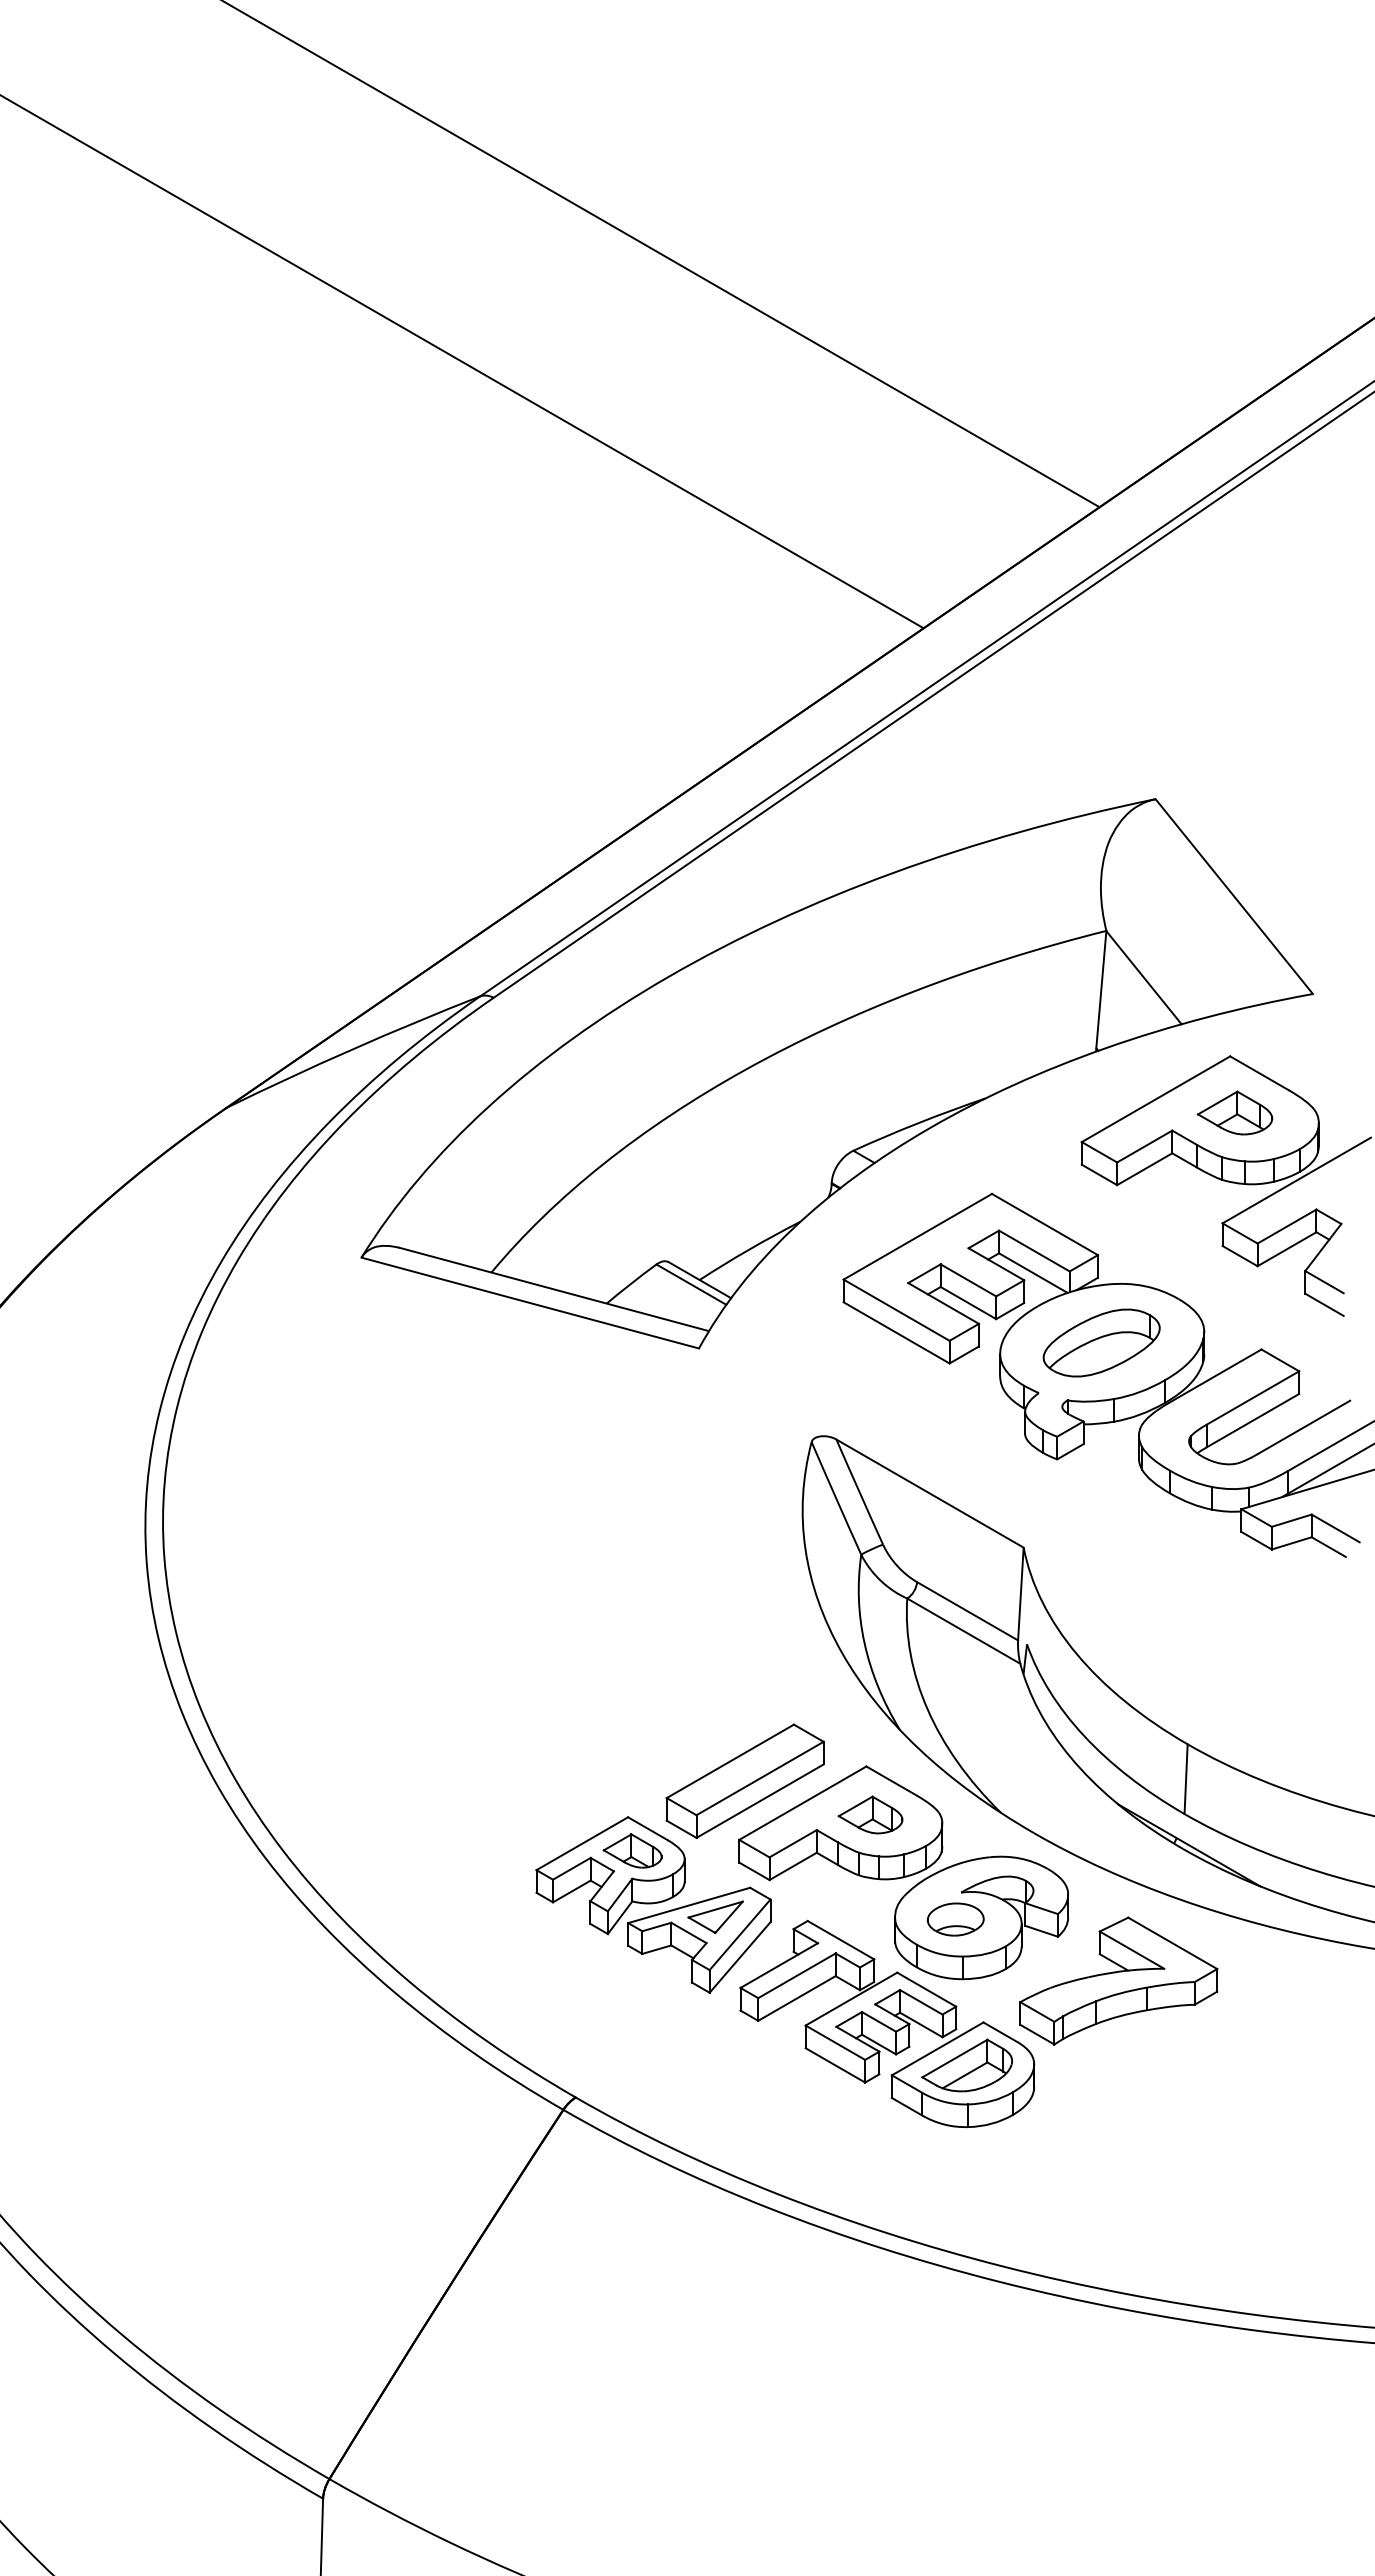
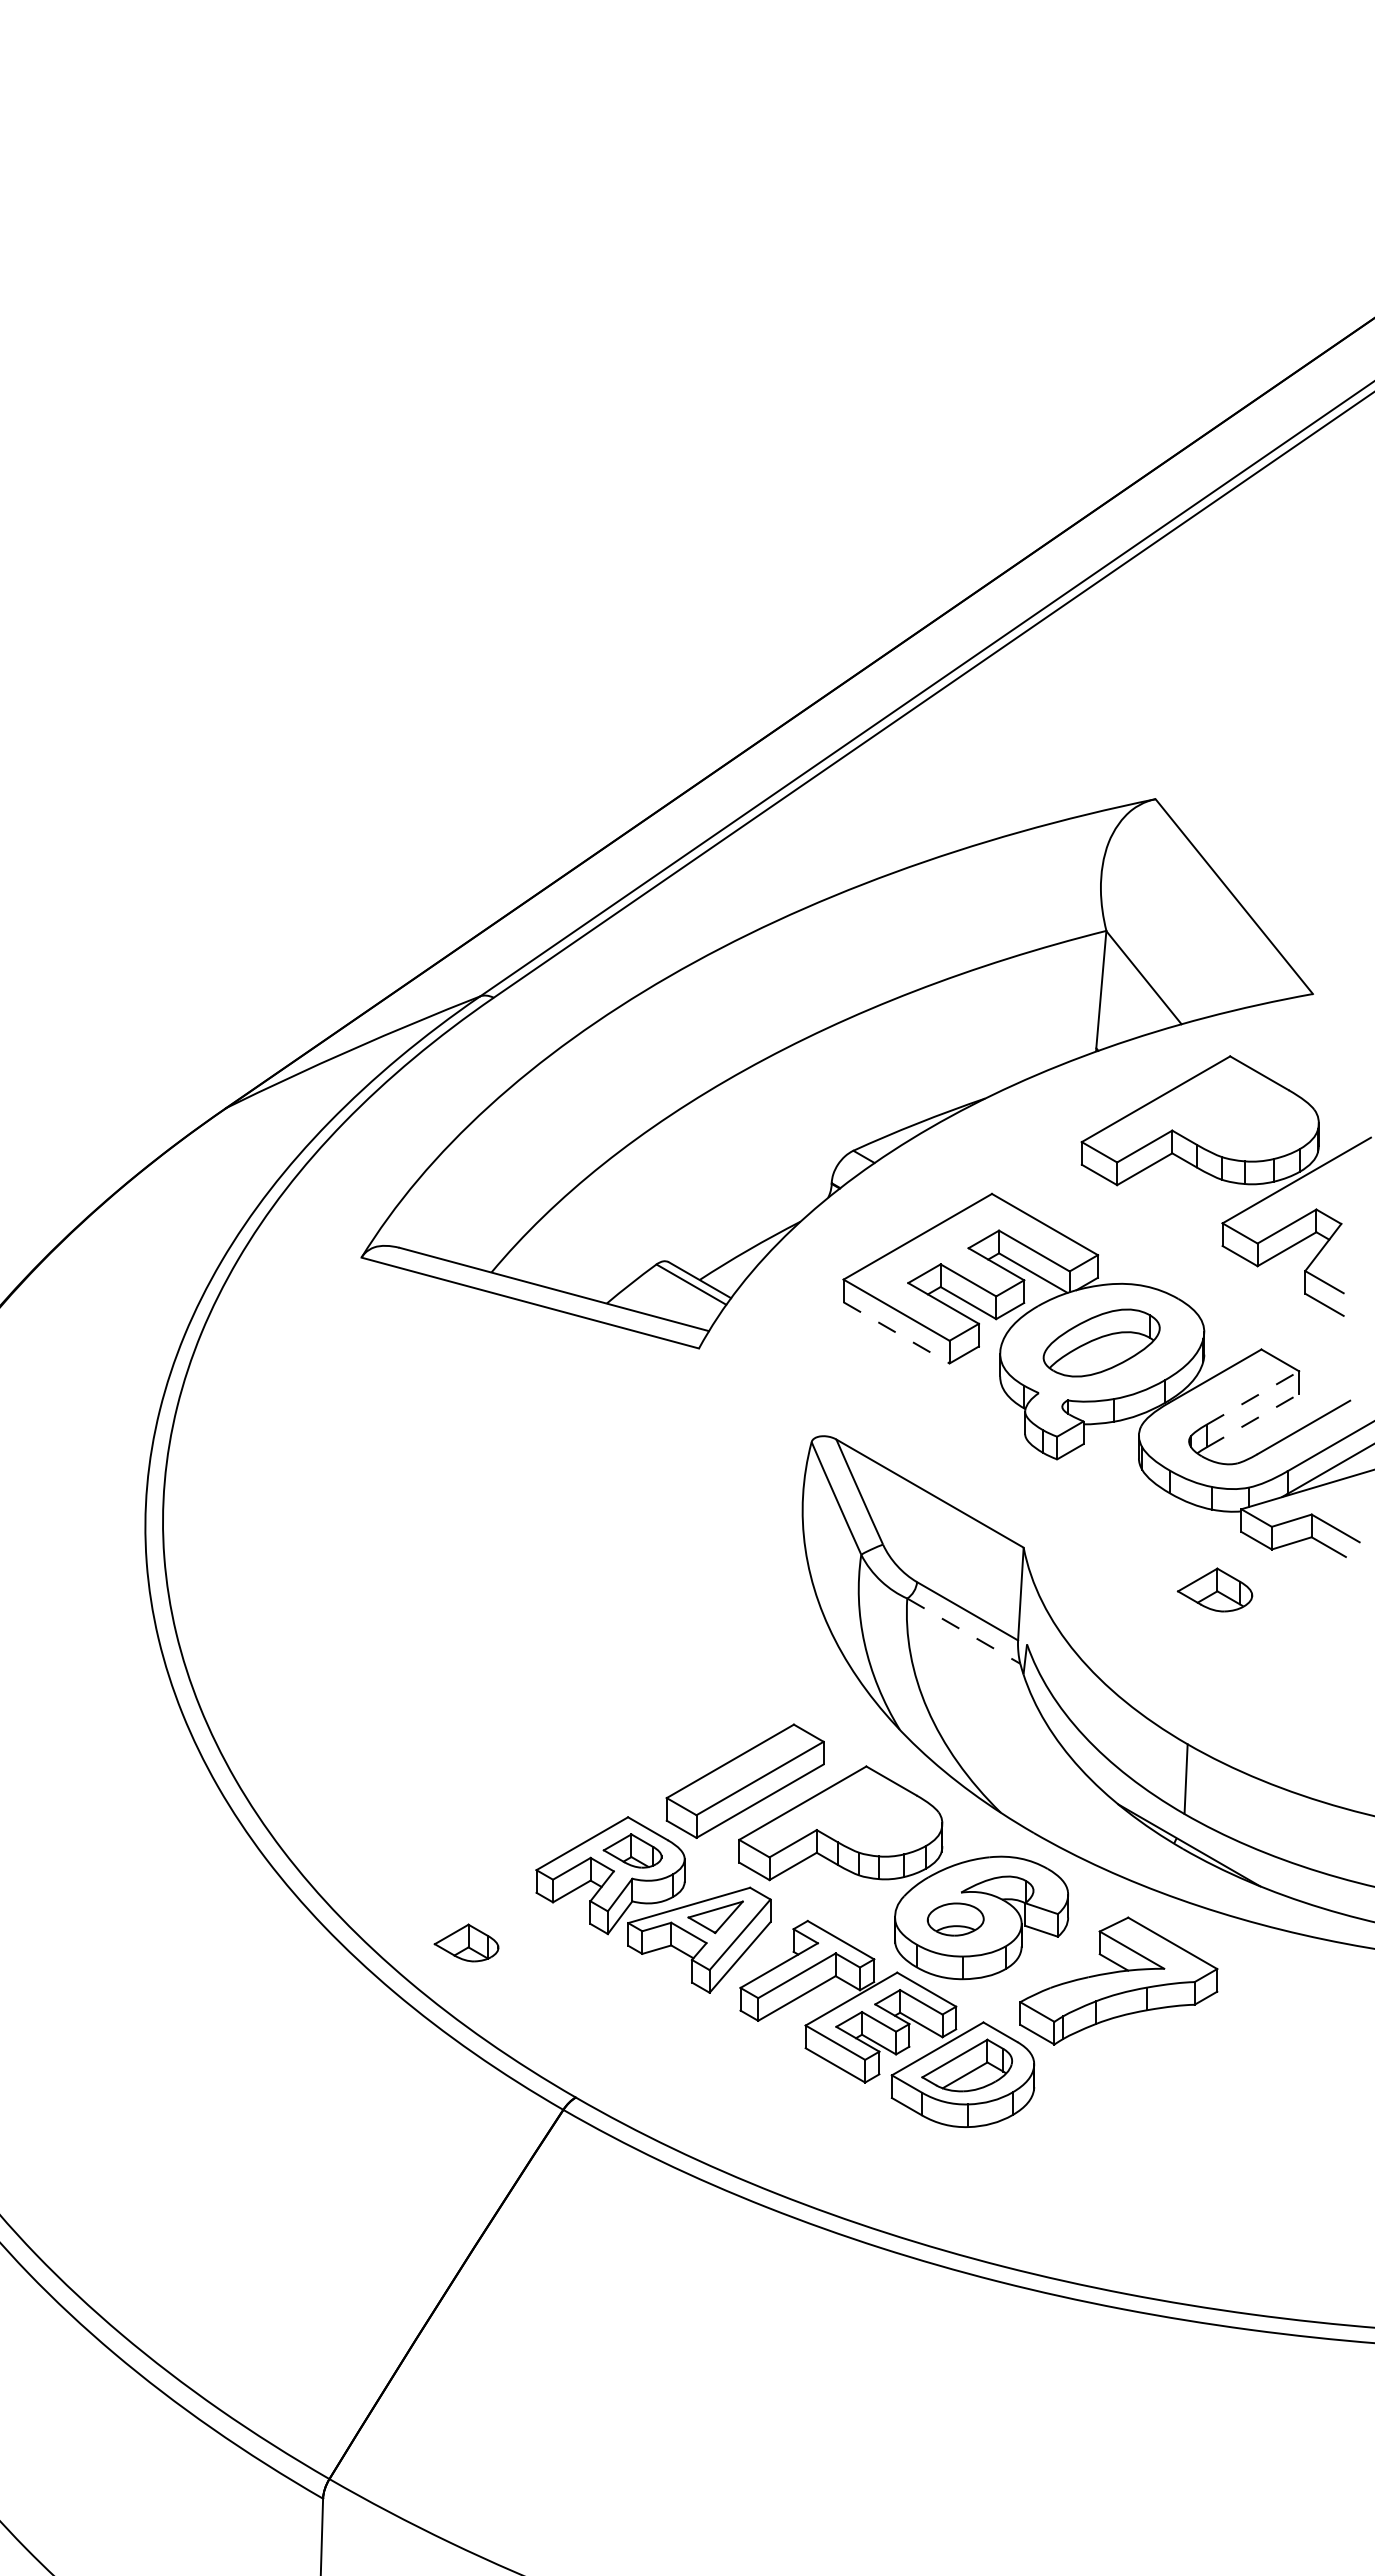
line: present -> none (661, 254)
line: present -> none (462, 362)
part position: (1234, 1112) -> (1214, 1589) (1214, 1589)
line: solid -> dashed (897, 1333)
line: solid -> dashed (1253, 1397)
line: solid -> dashed (1253, 1420)
line: solid -> dashed (964, 1631)
part position: (870, 1814) -> (466, 1942) (466, 1942)
